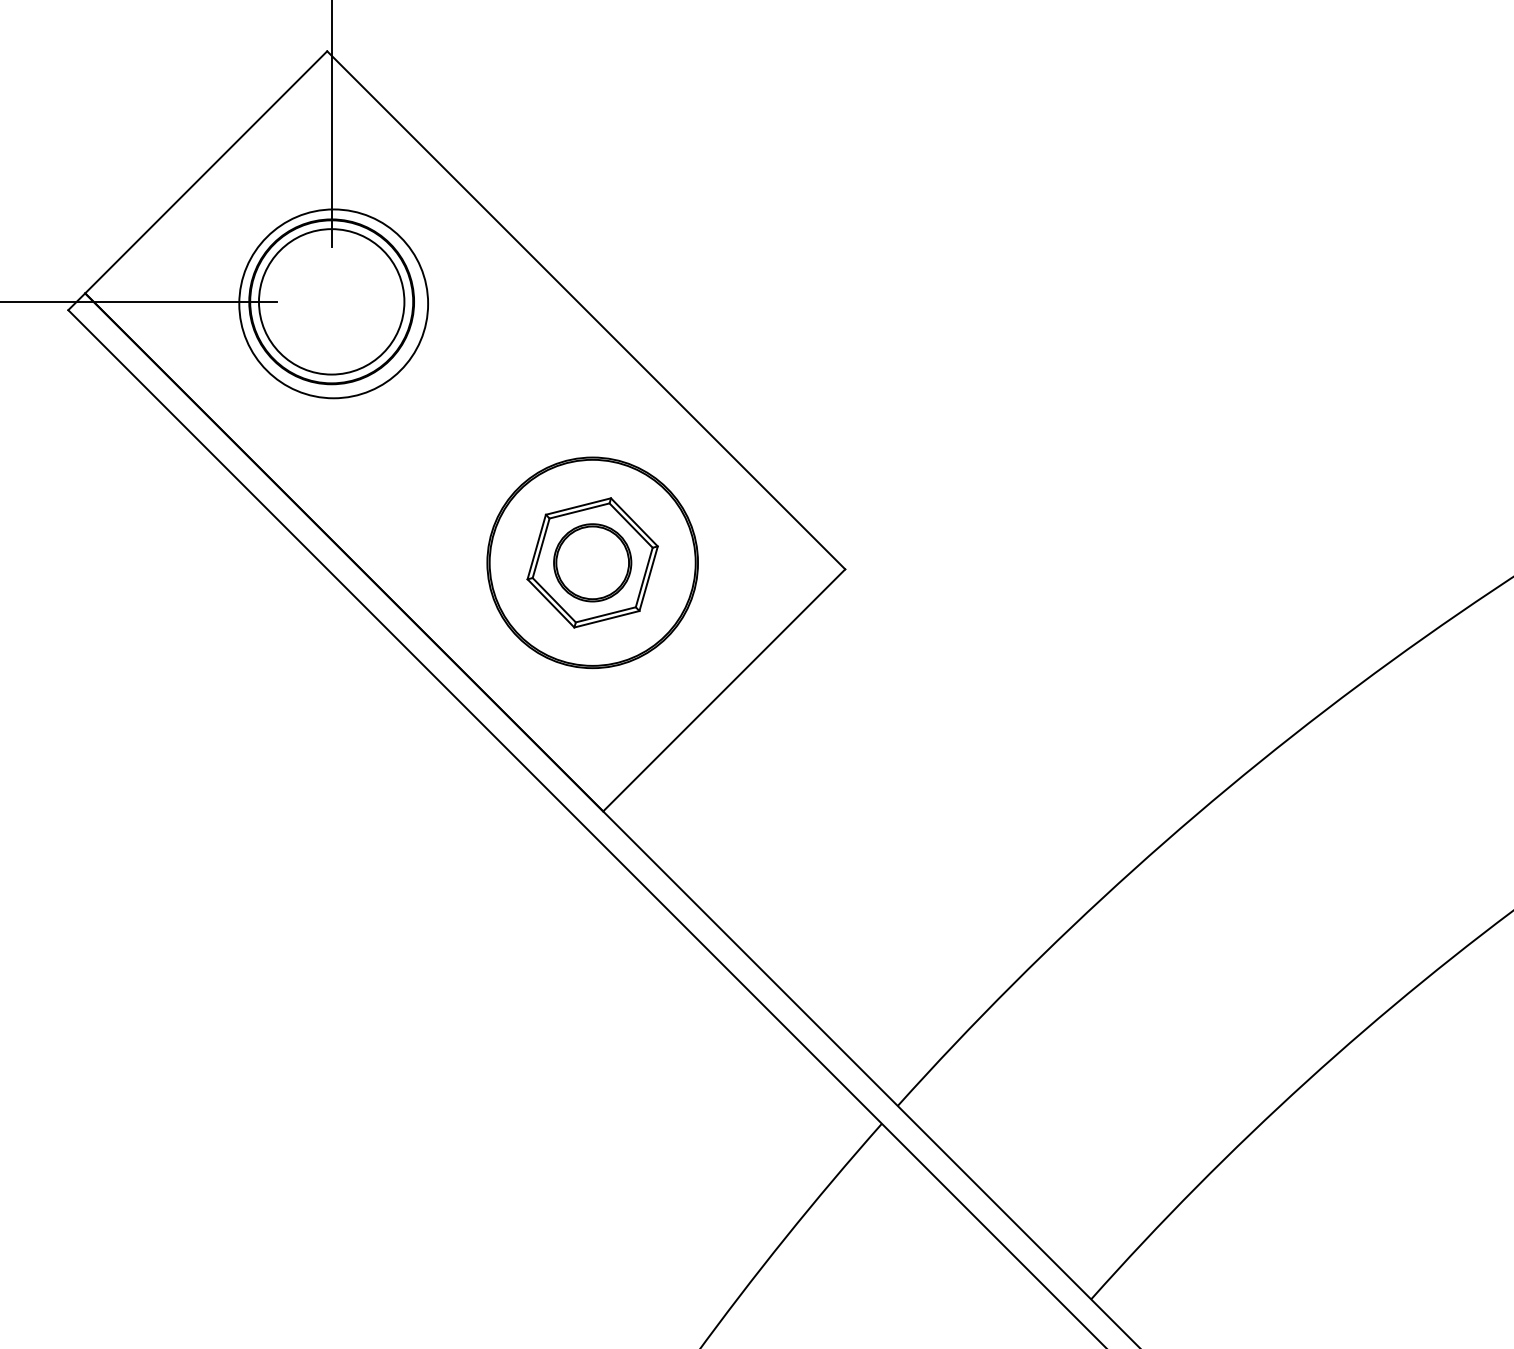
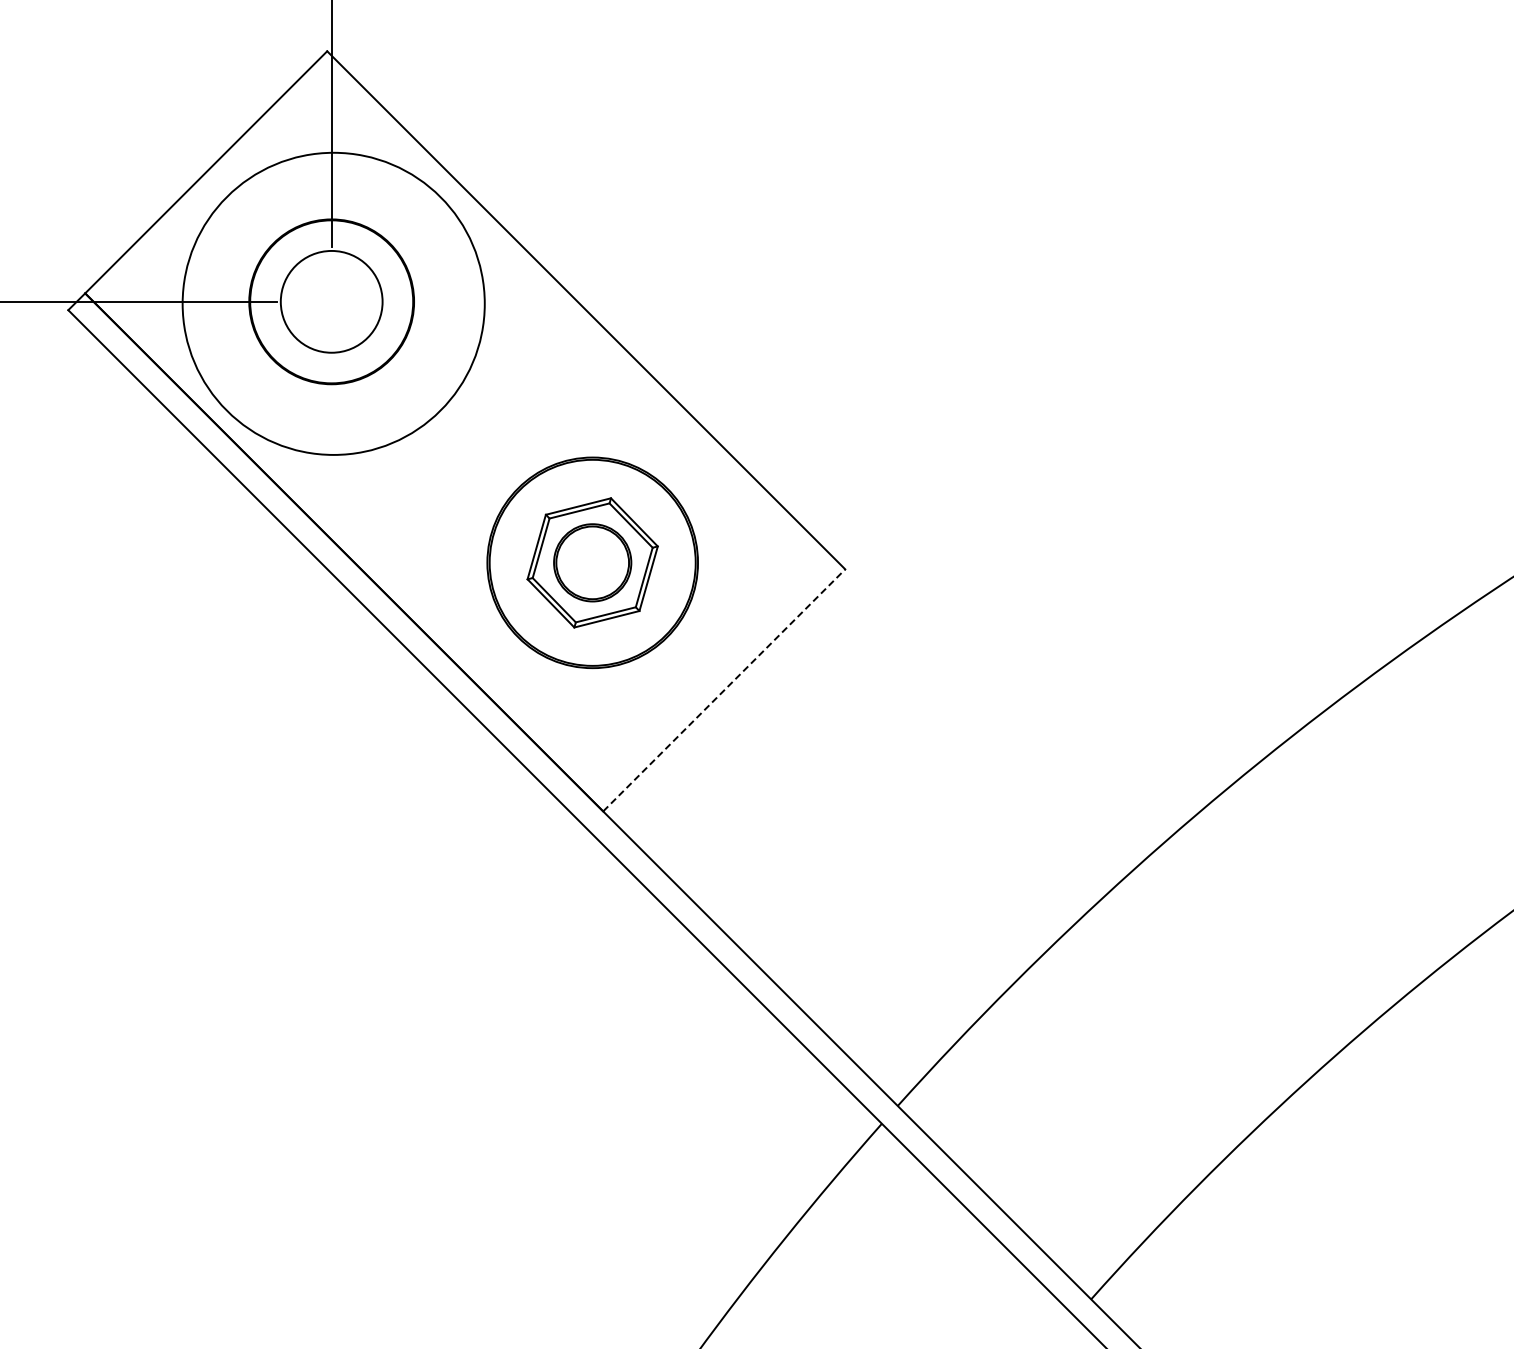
circle diameter: 145 px -> 102 px (331, 301)
circle diameter: 189 px -> 302 px (333, 303)
line: solid -> dashed (724, 690)
